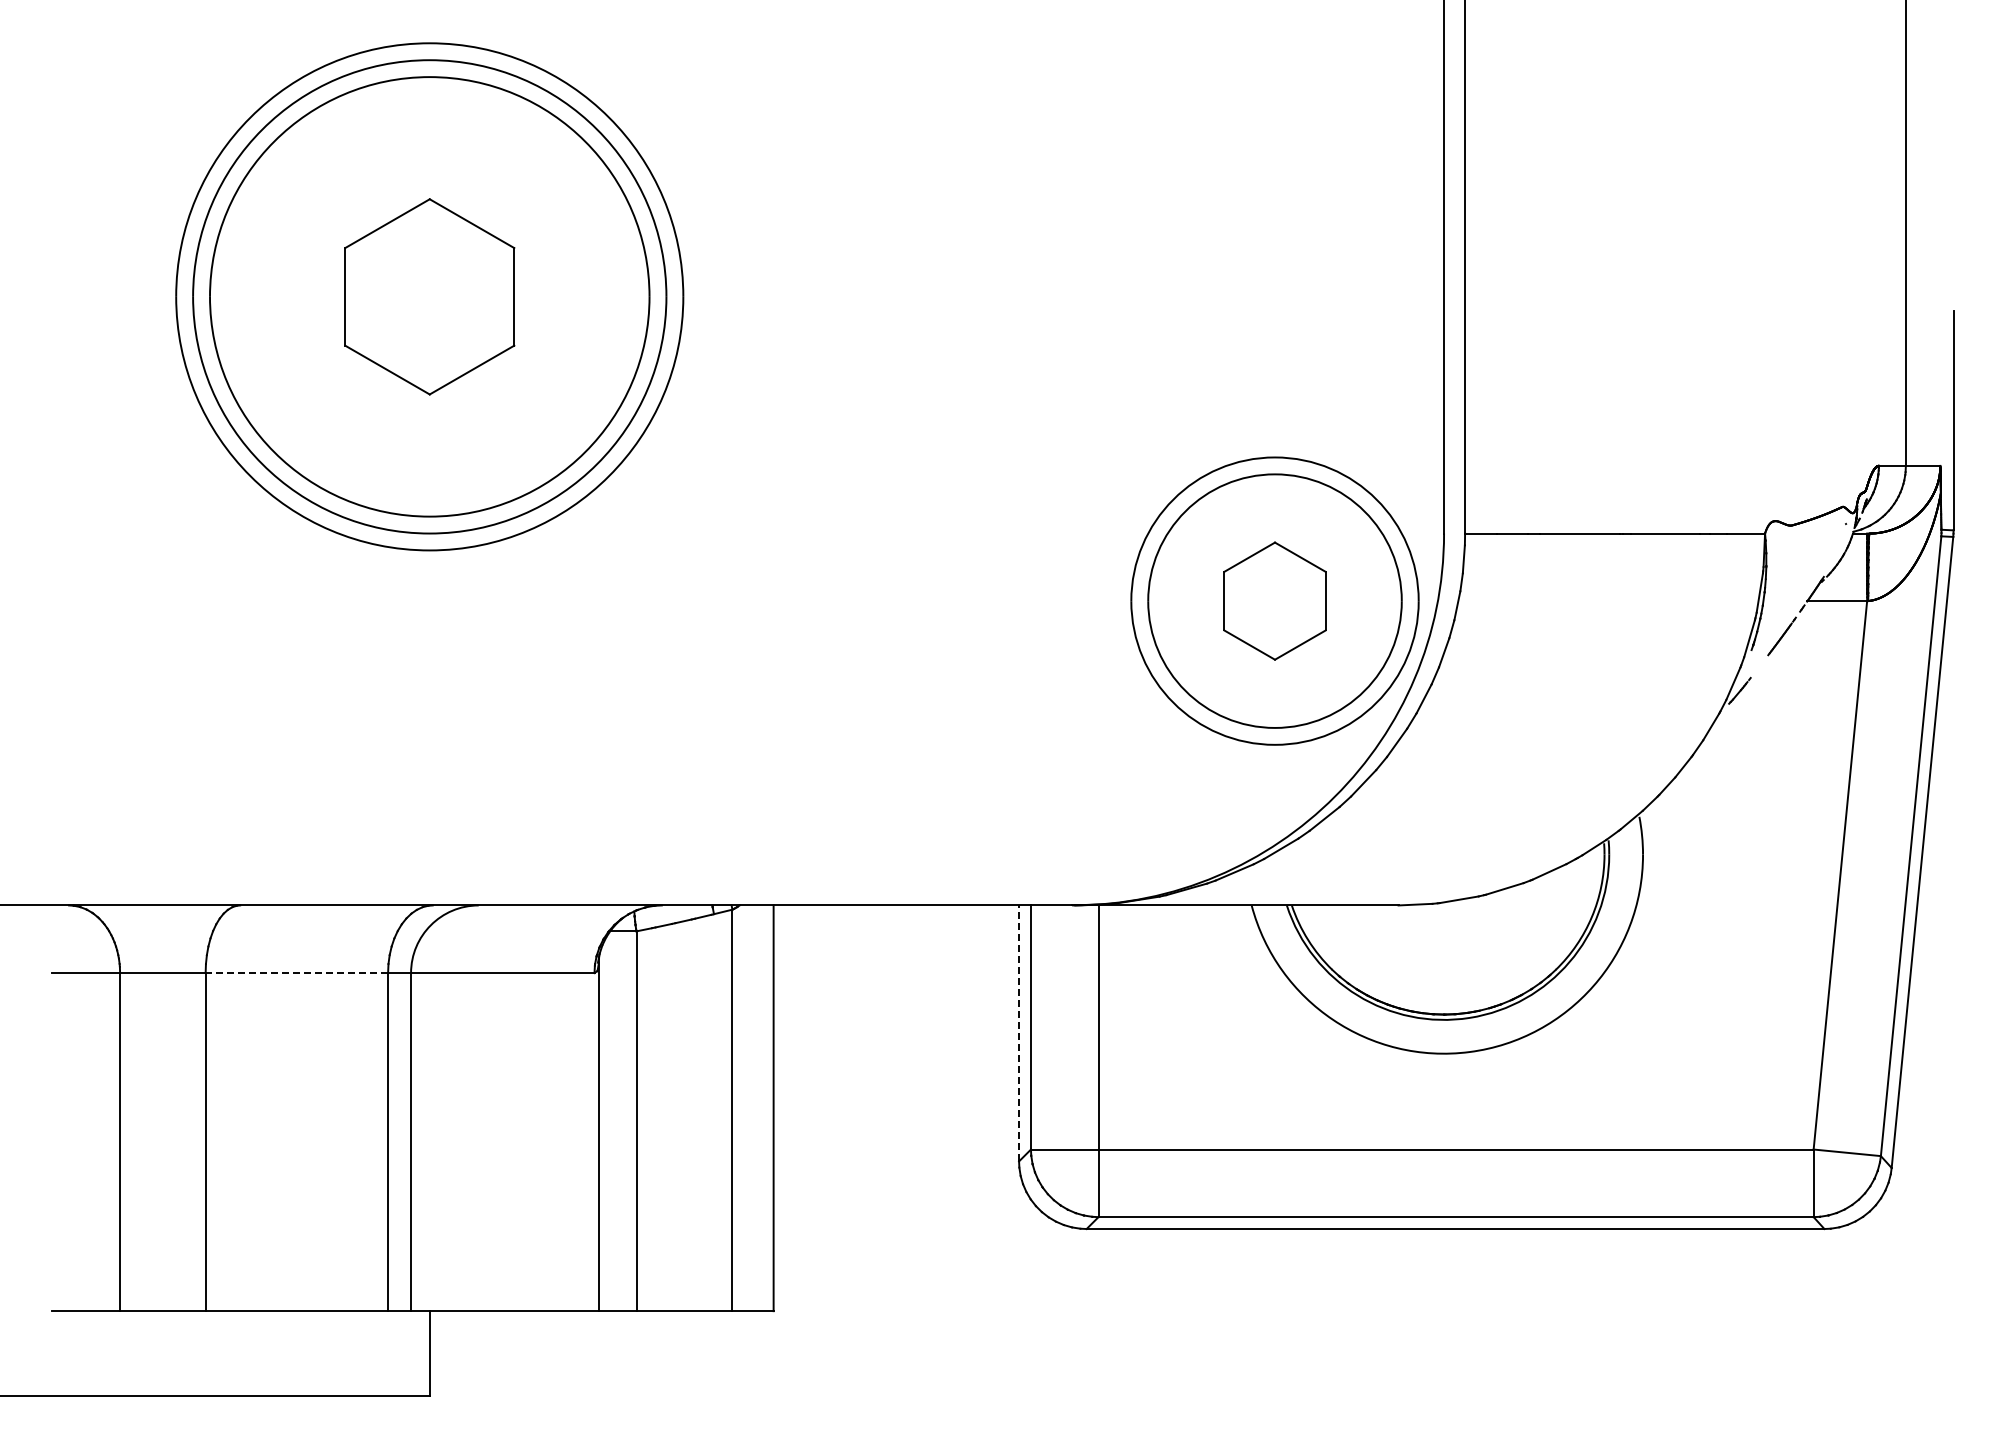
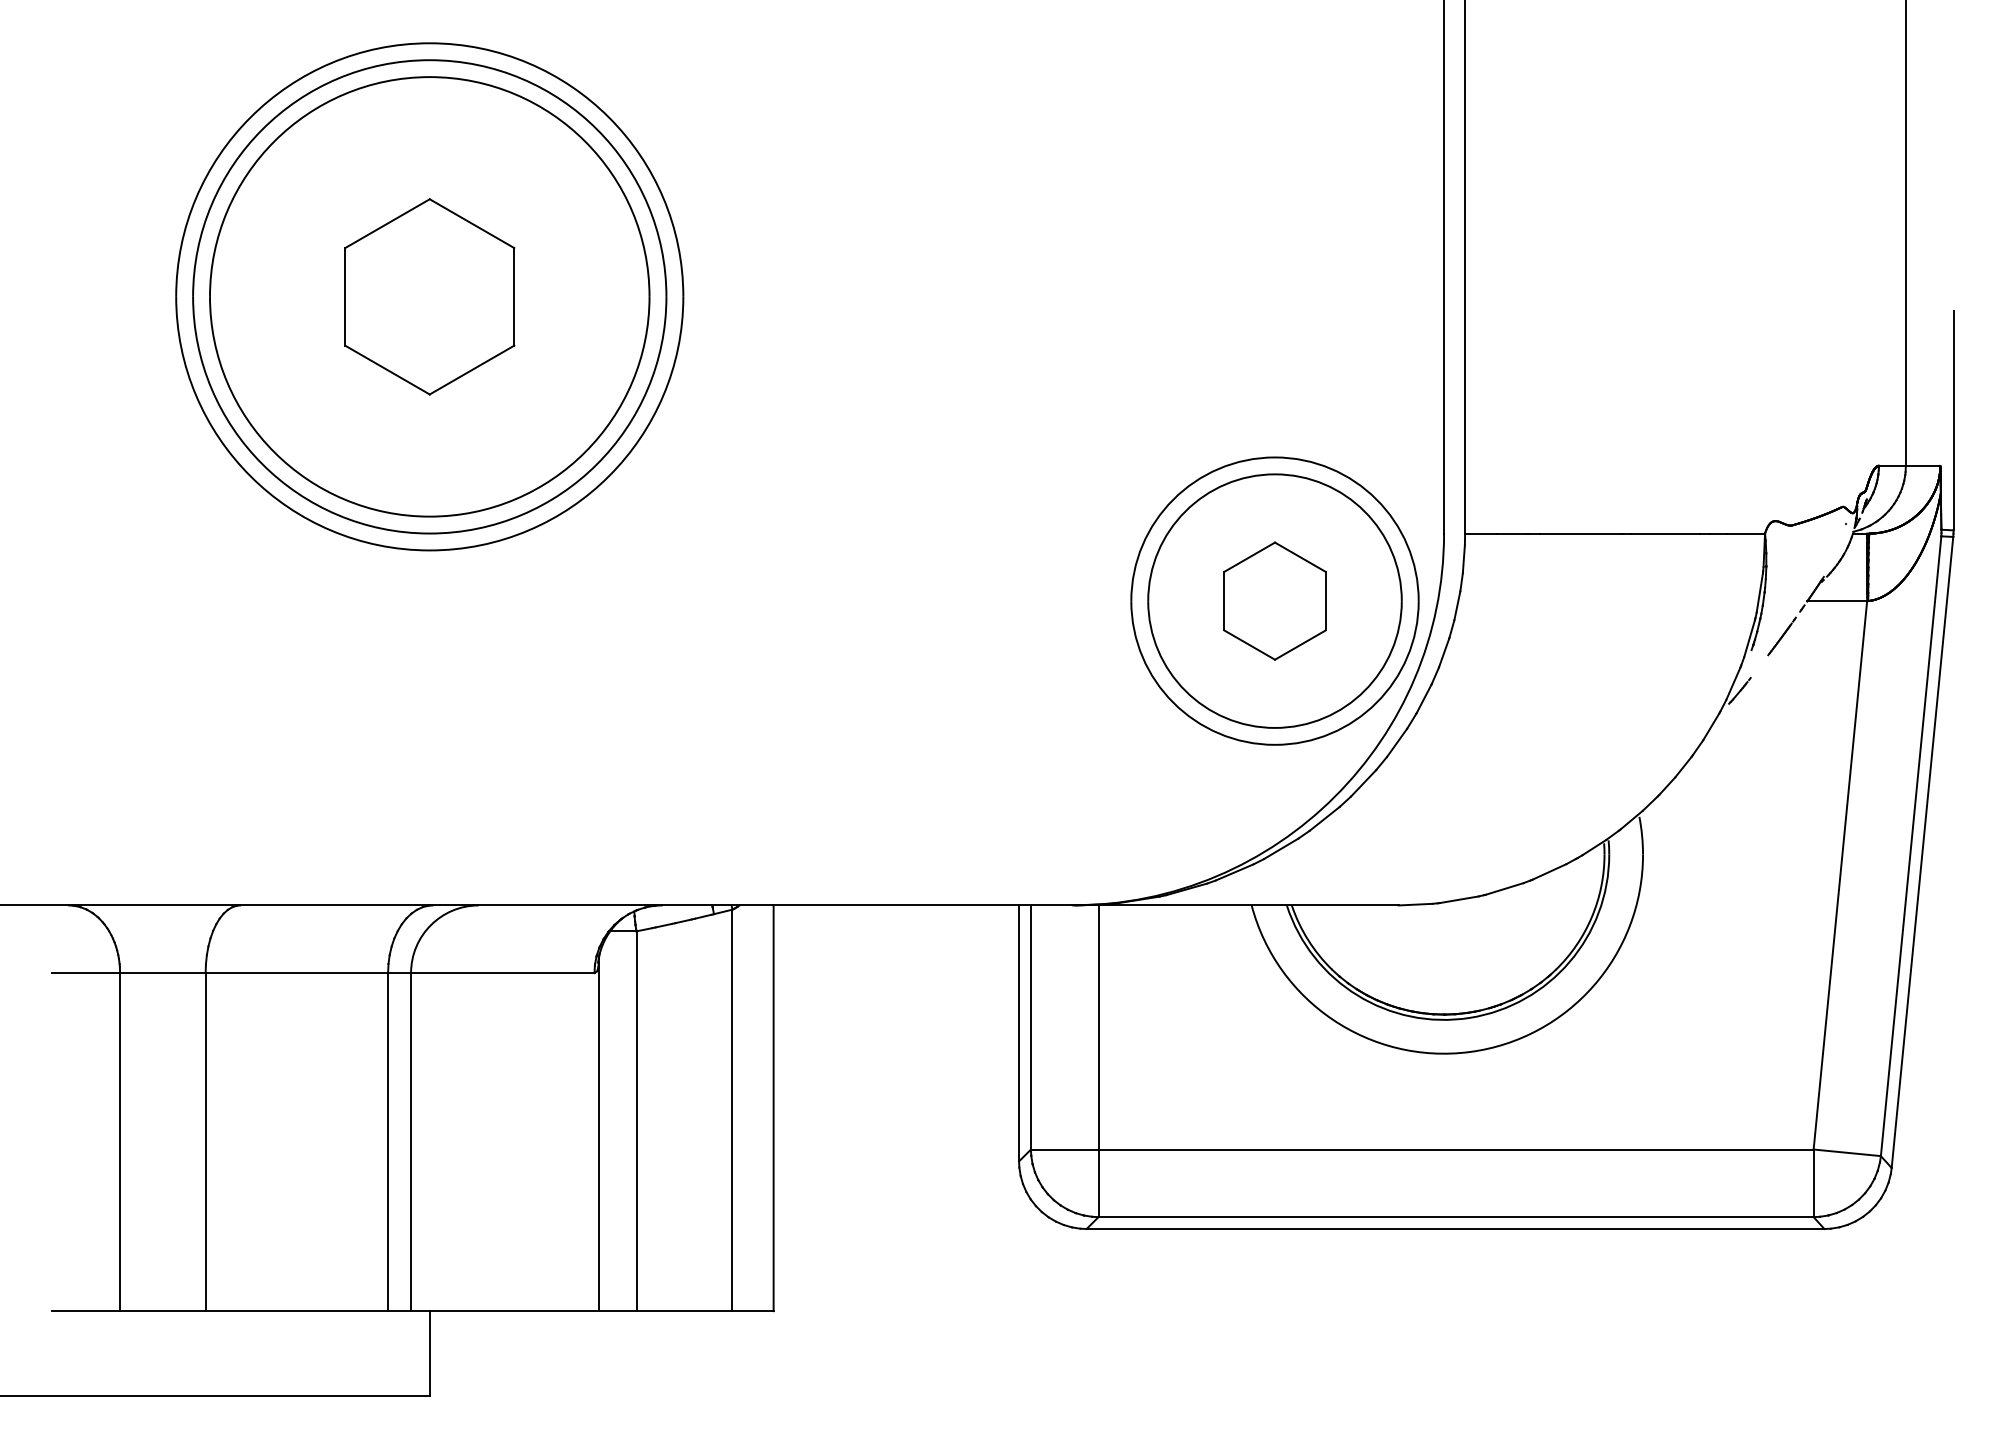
line: dashed -> solid (296, 973)
line: dashed -> solid (1019, 1033)
